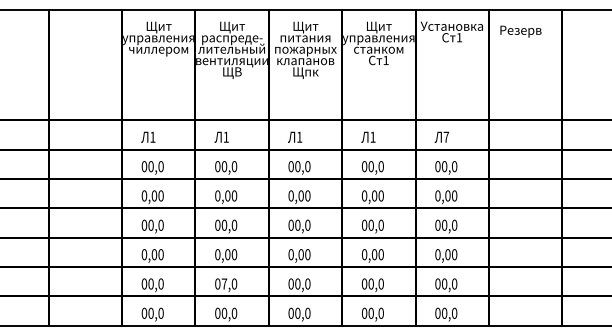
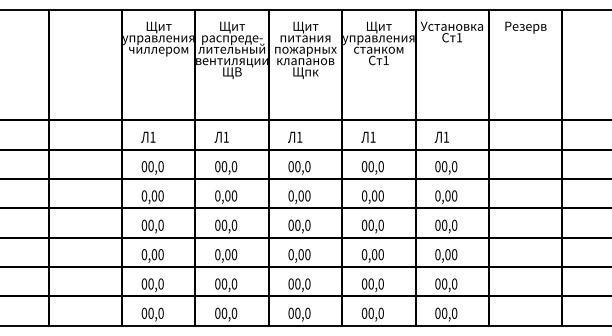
text position: (520, 31) -> (525, 27) (525, 27)
text: 7 -> 1 (446, 136)
text: 07,0 -> 00,0 (224, 283)
